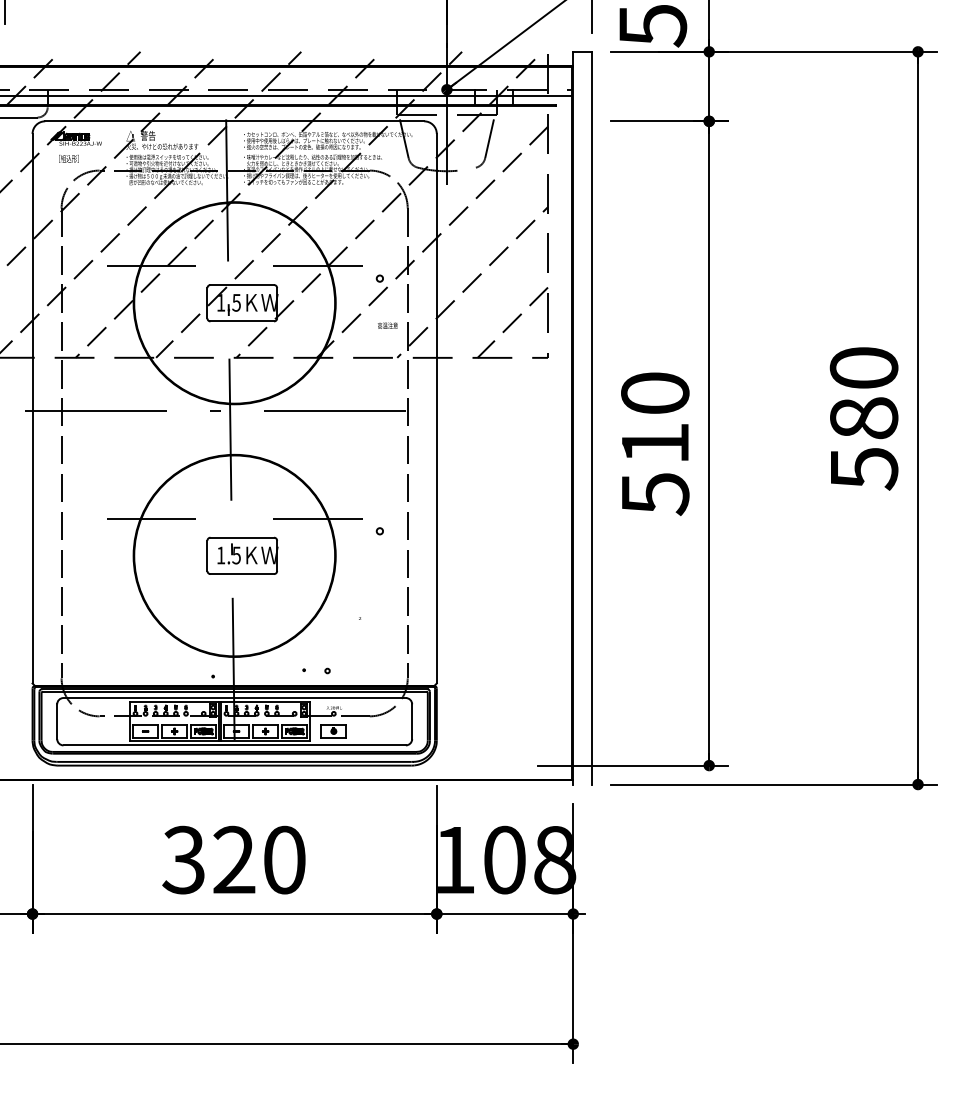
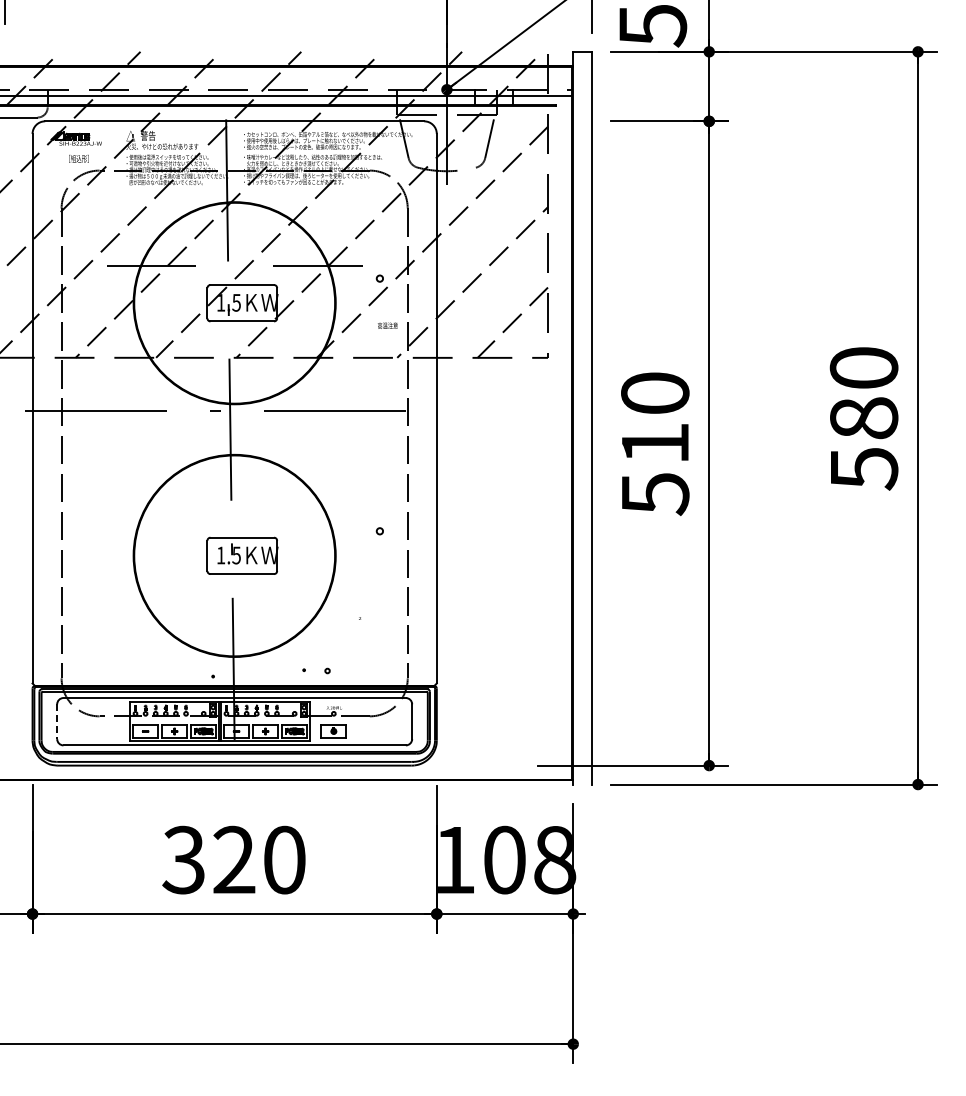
text position: (68, 158) -> (78, 158) (78, 158)
line: present -> none (151, 518)
line: present -> none (317, 518)
line: solid -> dashed (57, 722)
